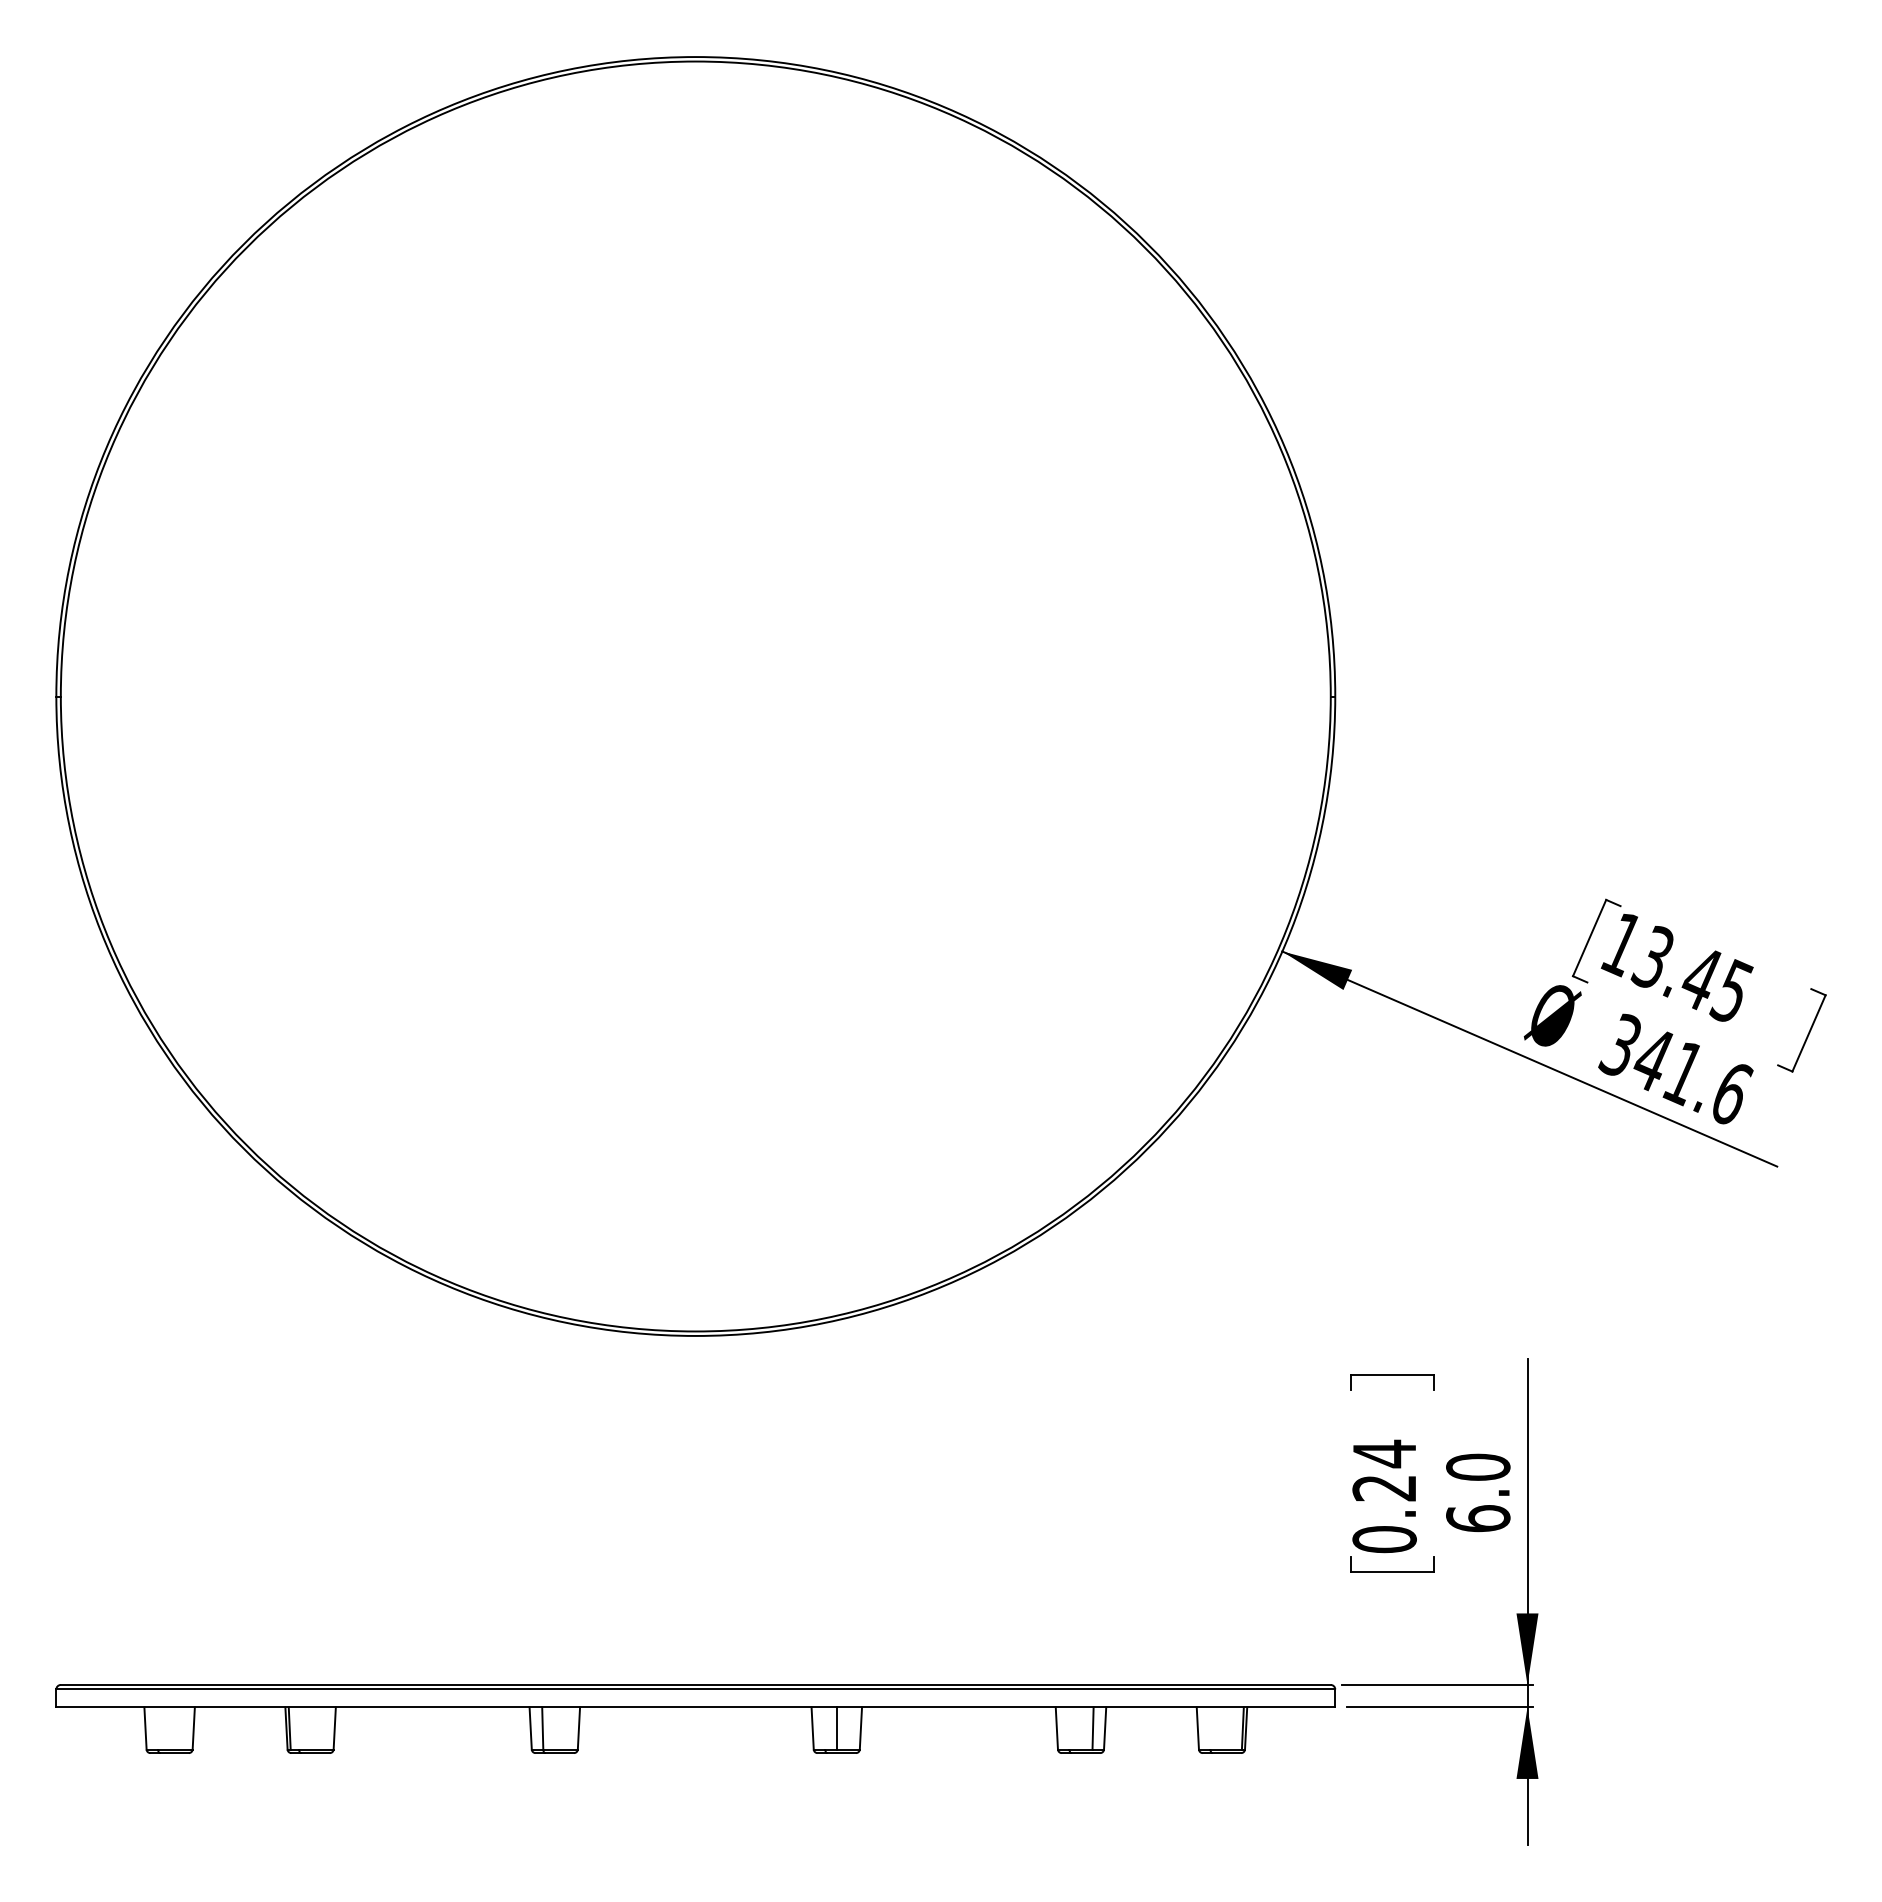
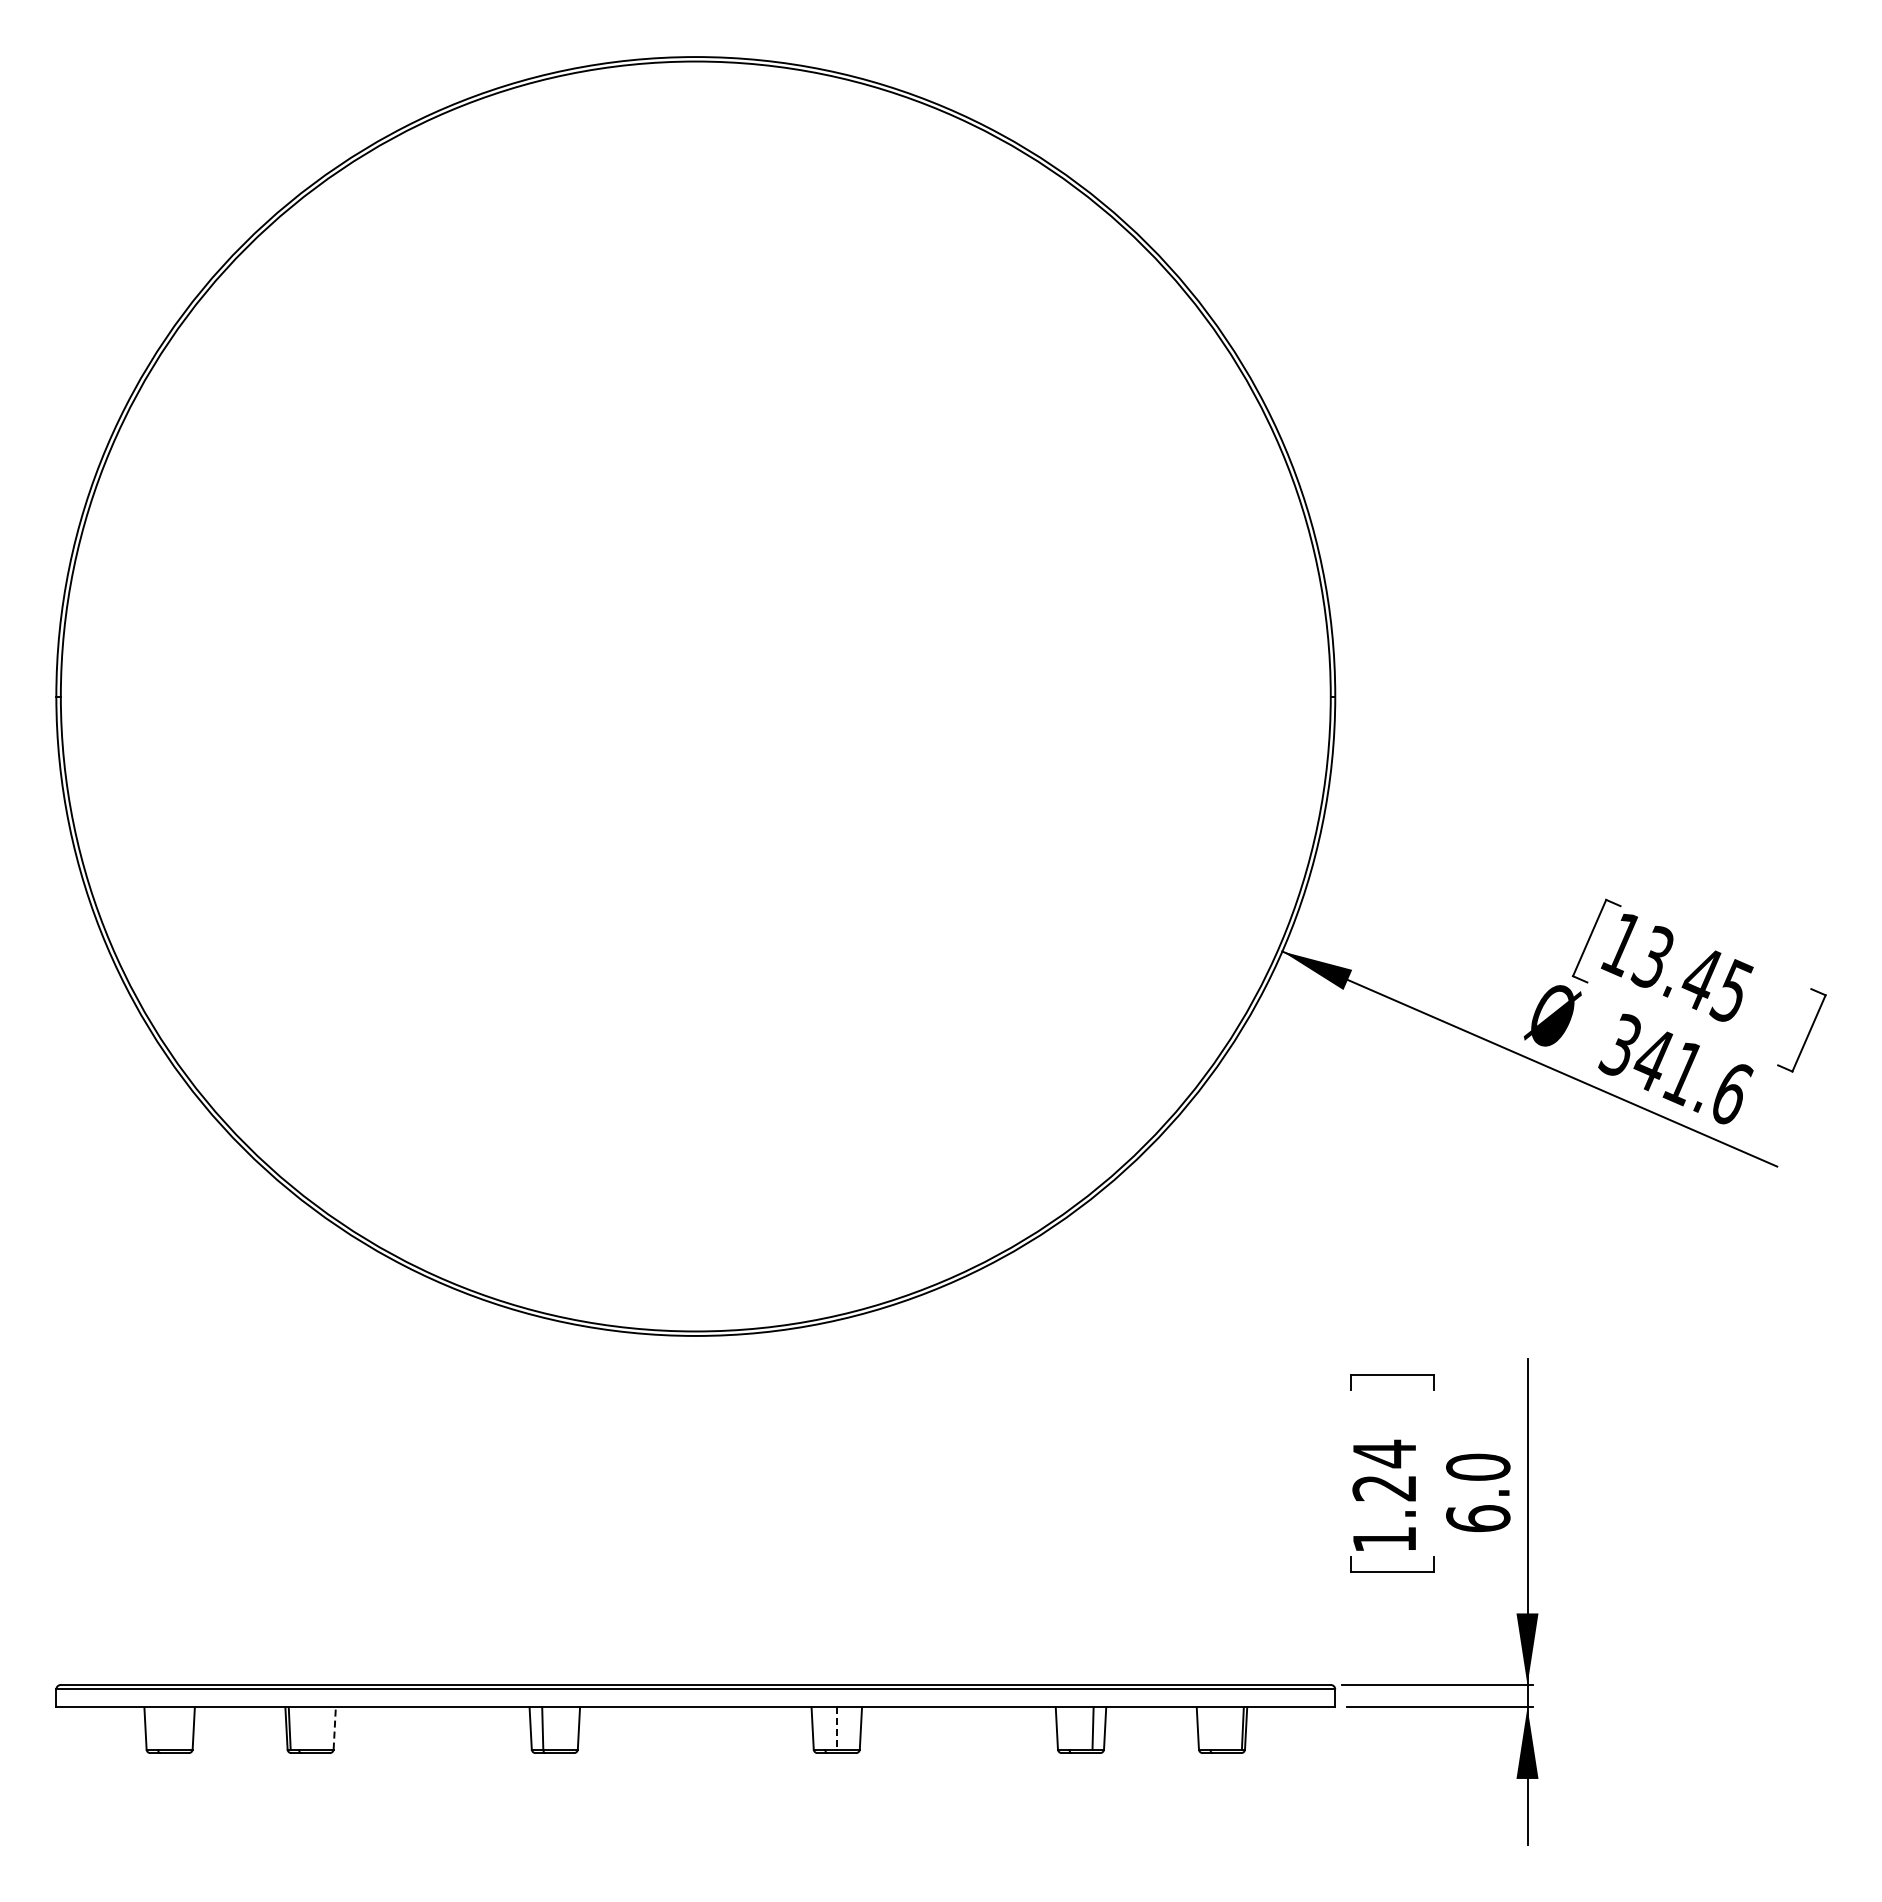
text: 0.24 -> 1.24 (1384, 1539)
line: solid -> dashed (334, 1727)
line: solid -> dashed (836, 1728)
